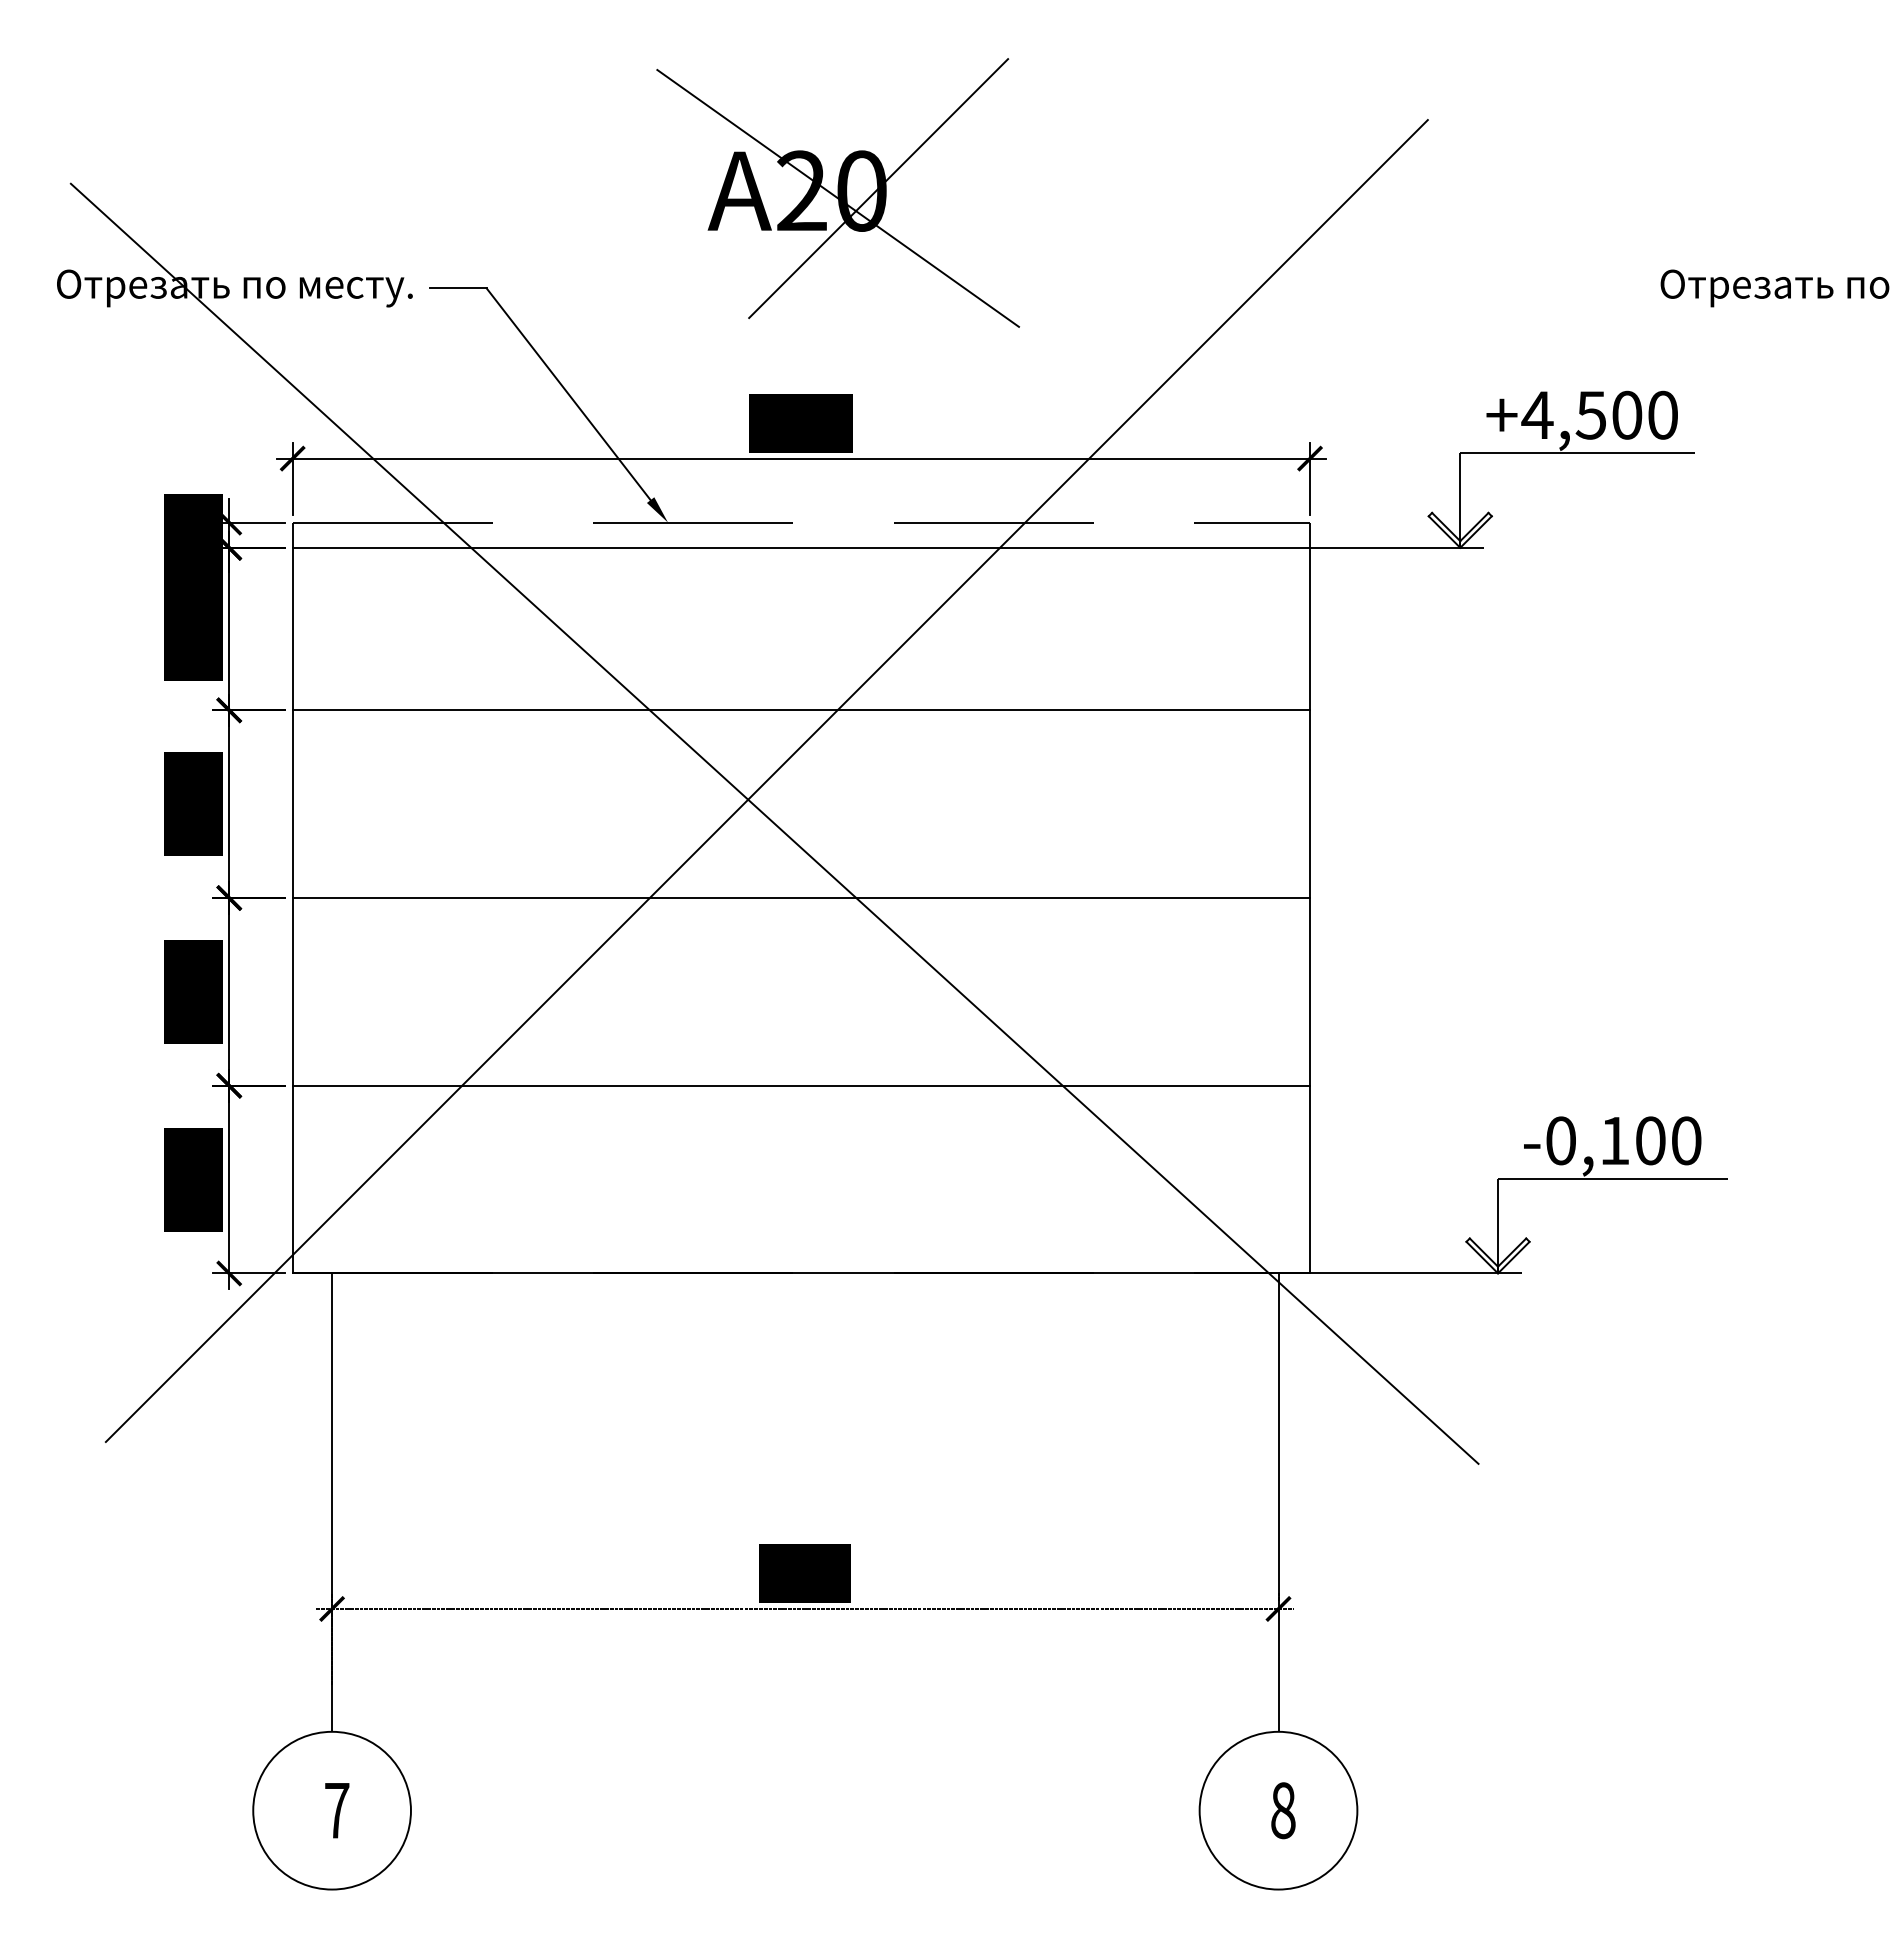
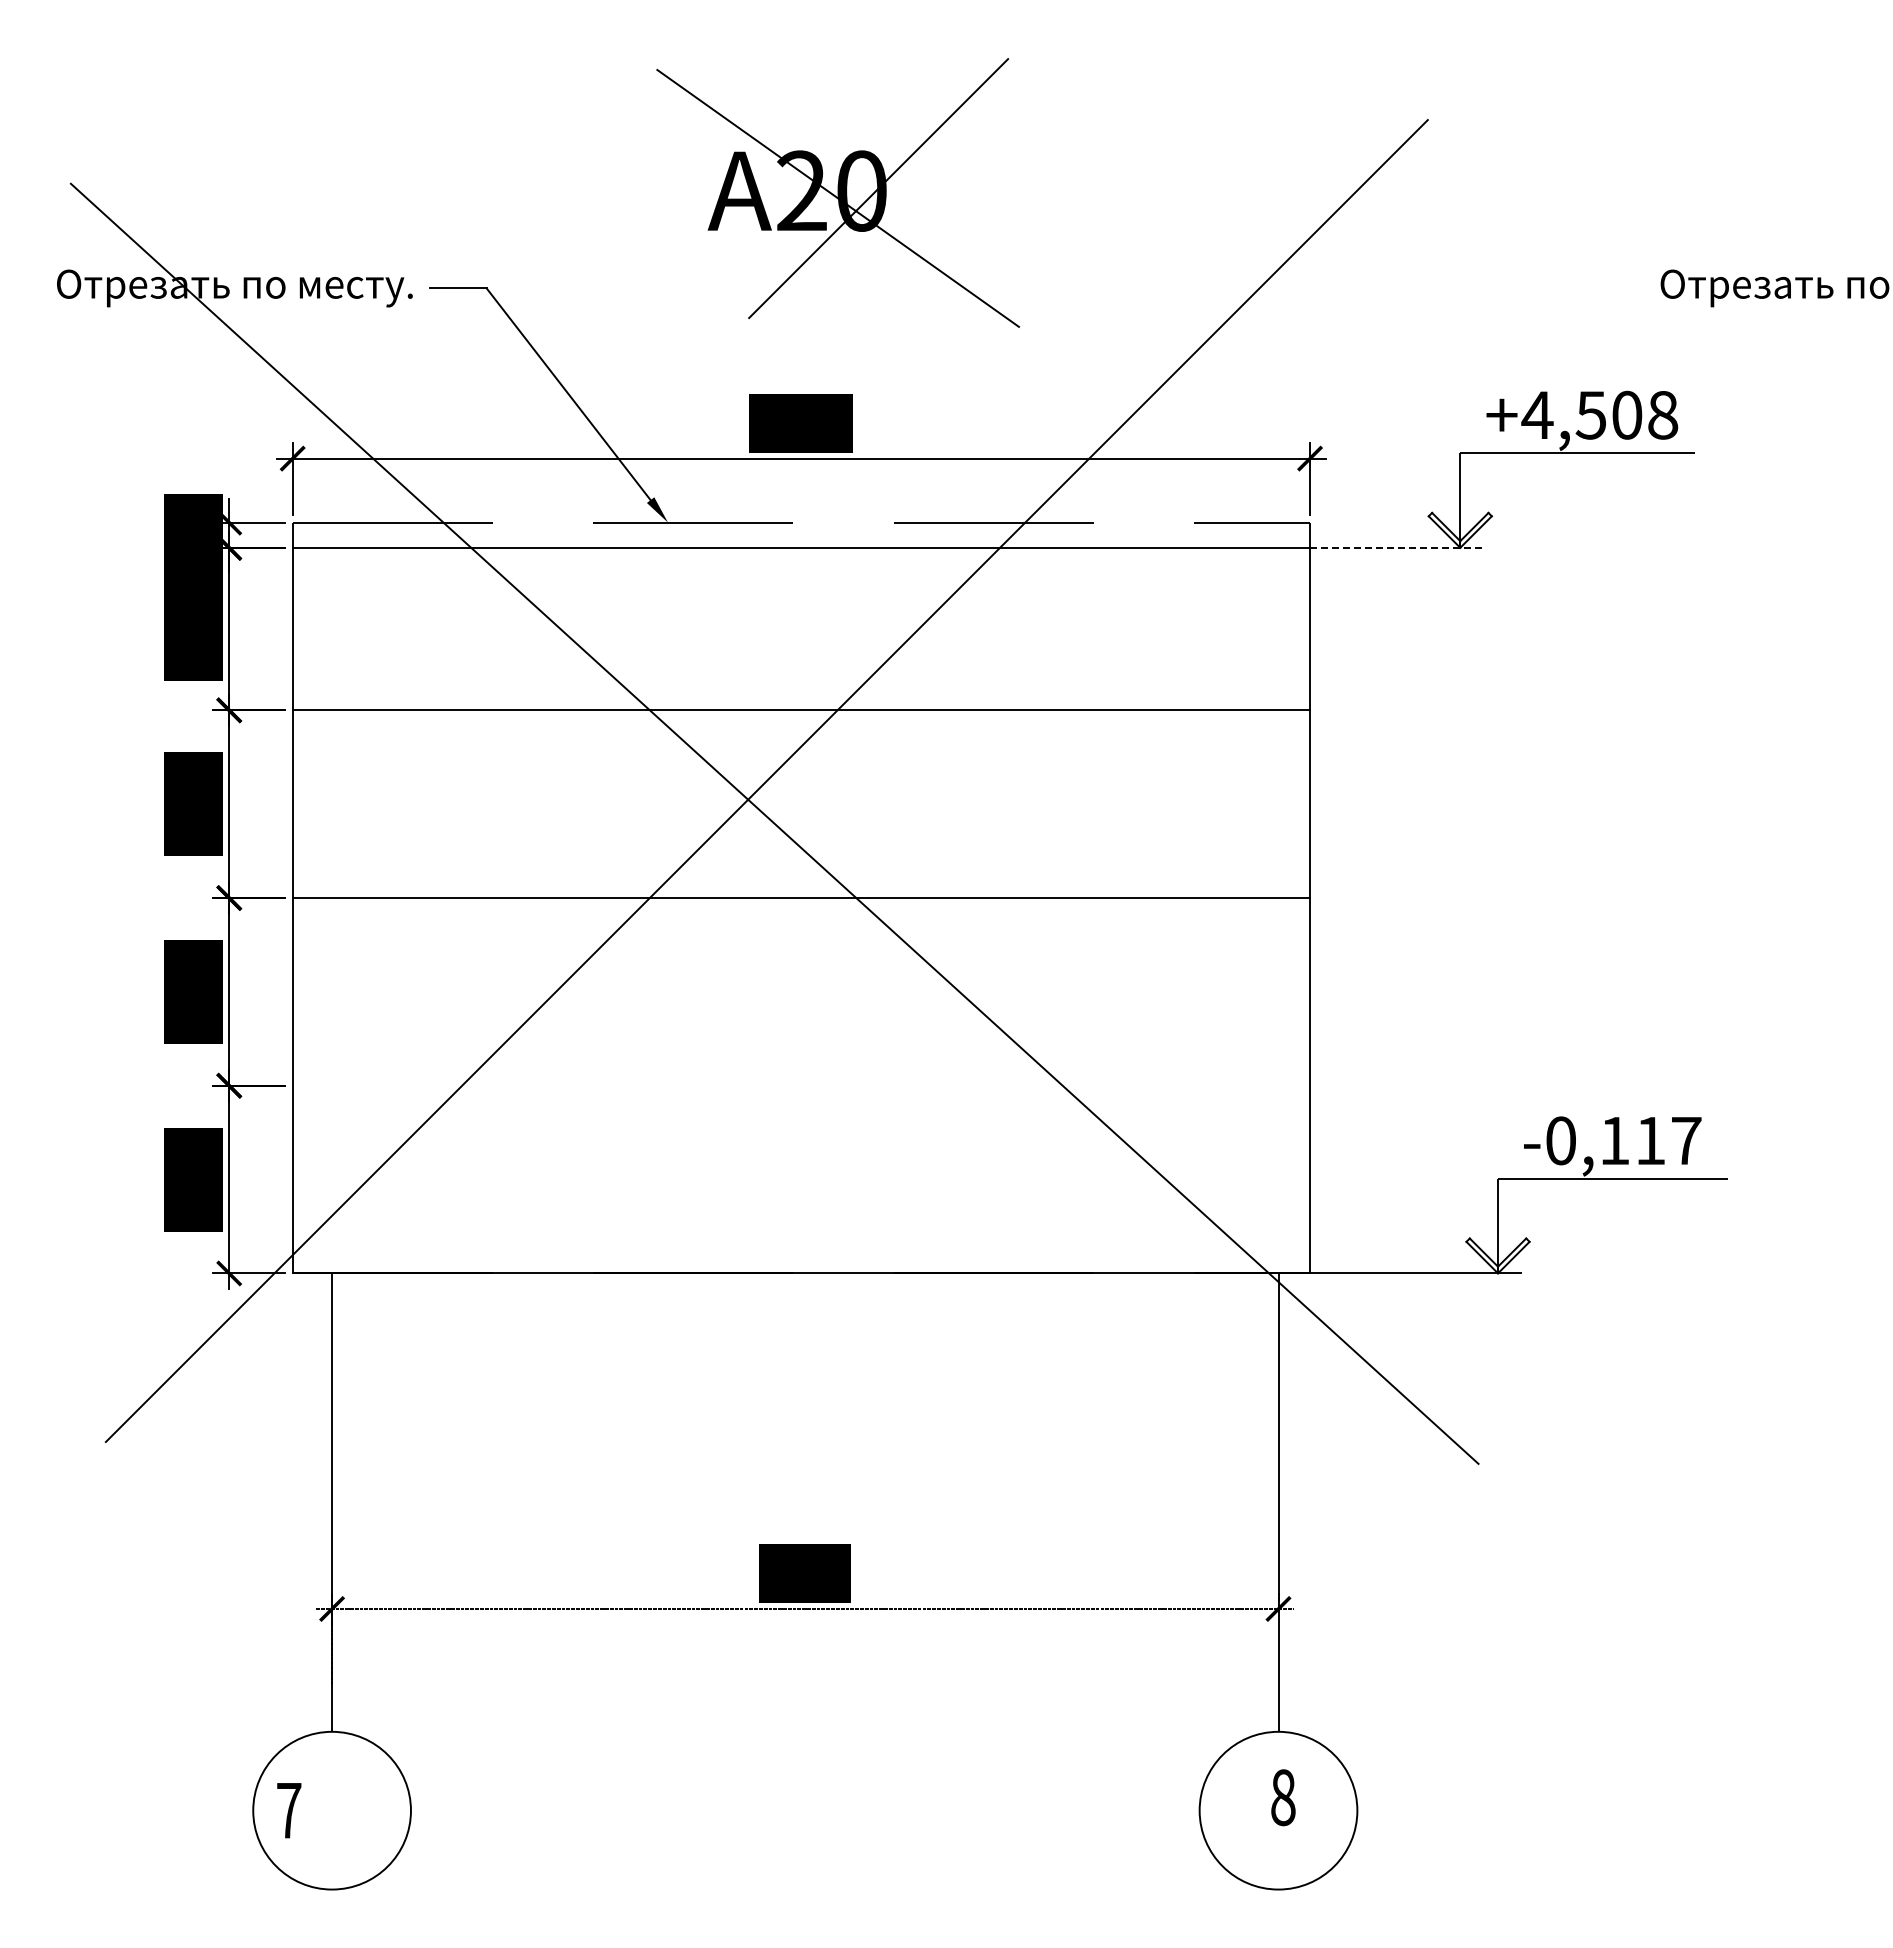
text: +4,500 -> +4,508 (1663, 414)
line: solid -> dashed (1397, 547)
line: present -> none (801, 1085)
text: -0,100 -> -0,117 (1668, 1140)
text position: (337, 1810) -> (289, 1810) (289, 1810)
text position: (1283, 1810) -> (1283, 1797) (1283, 1797)
